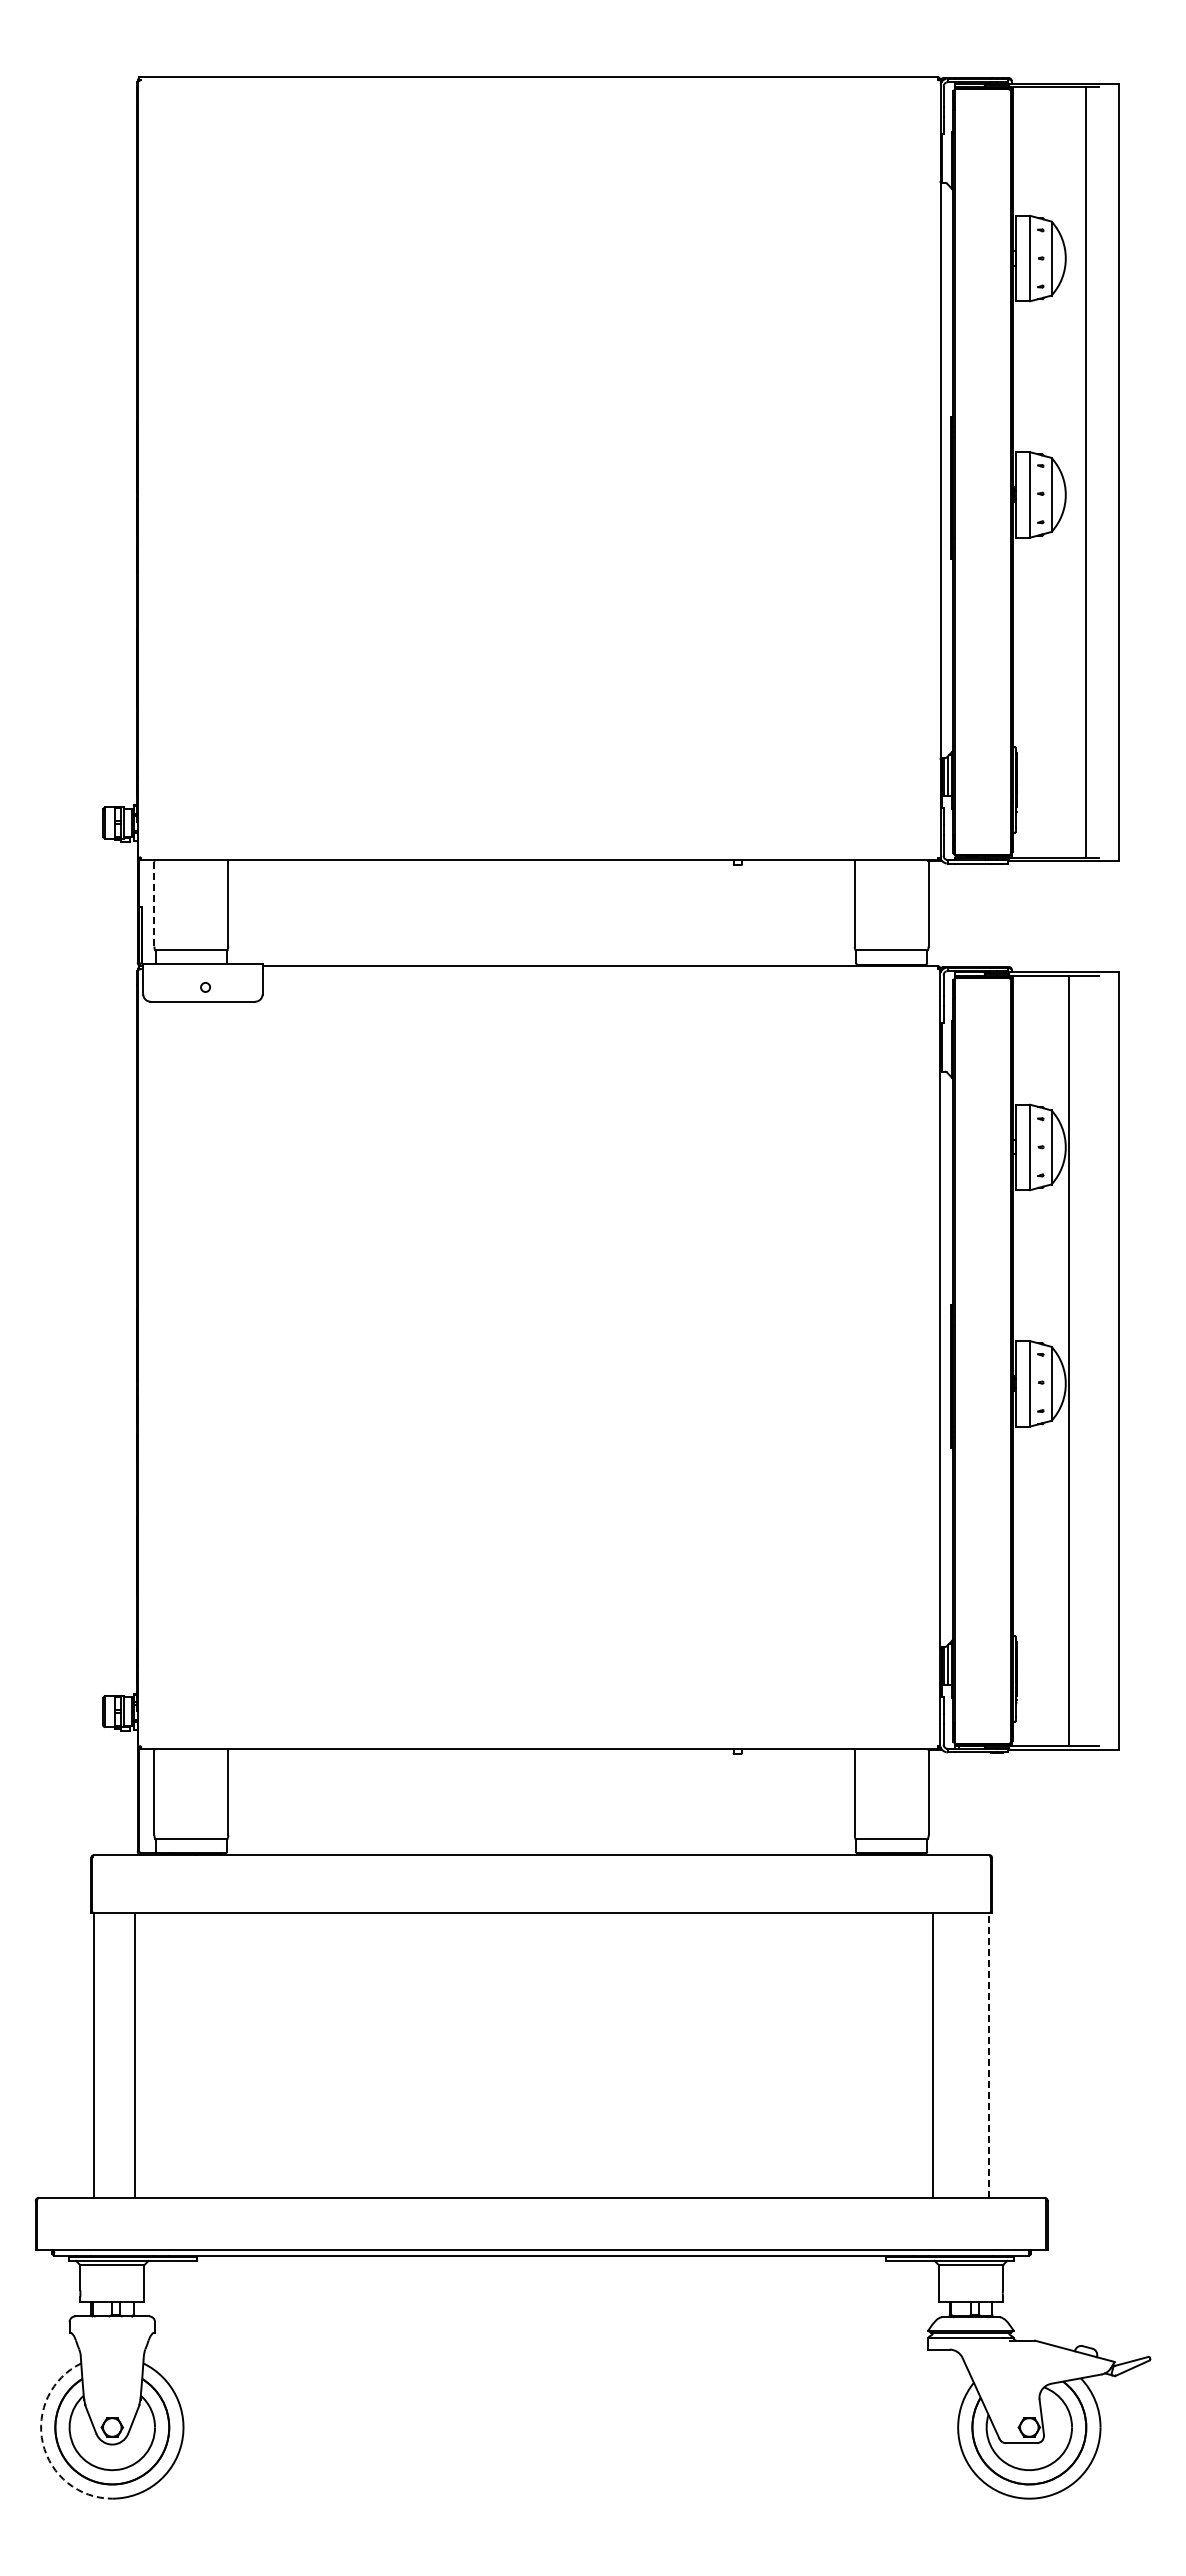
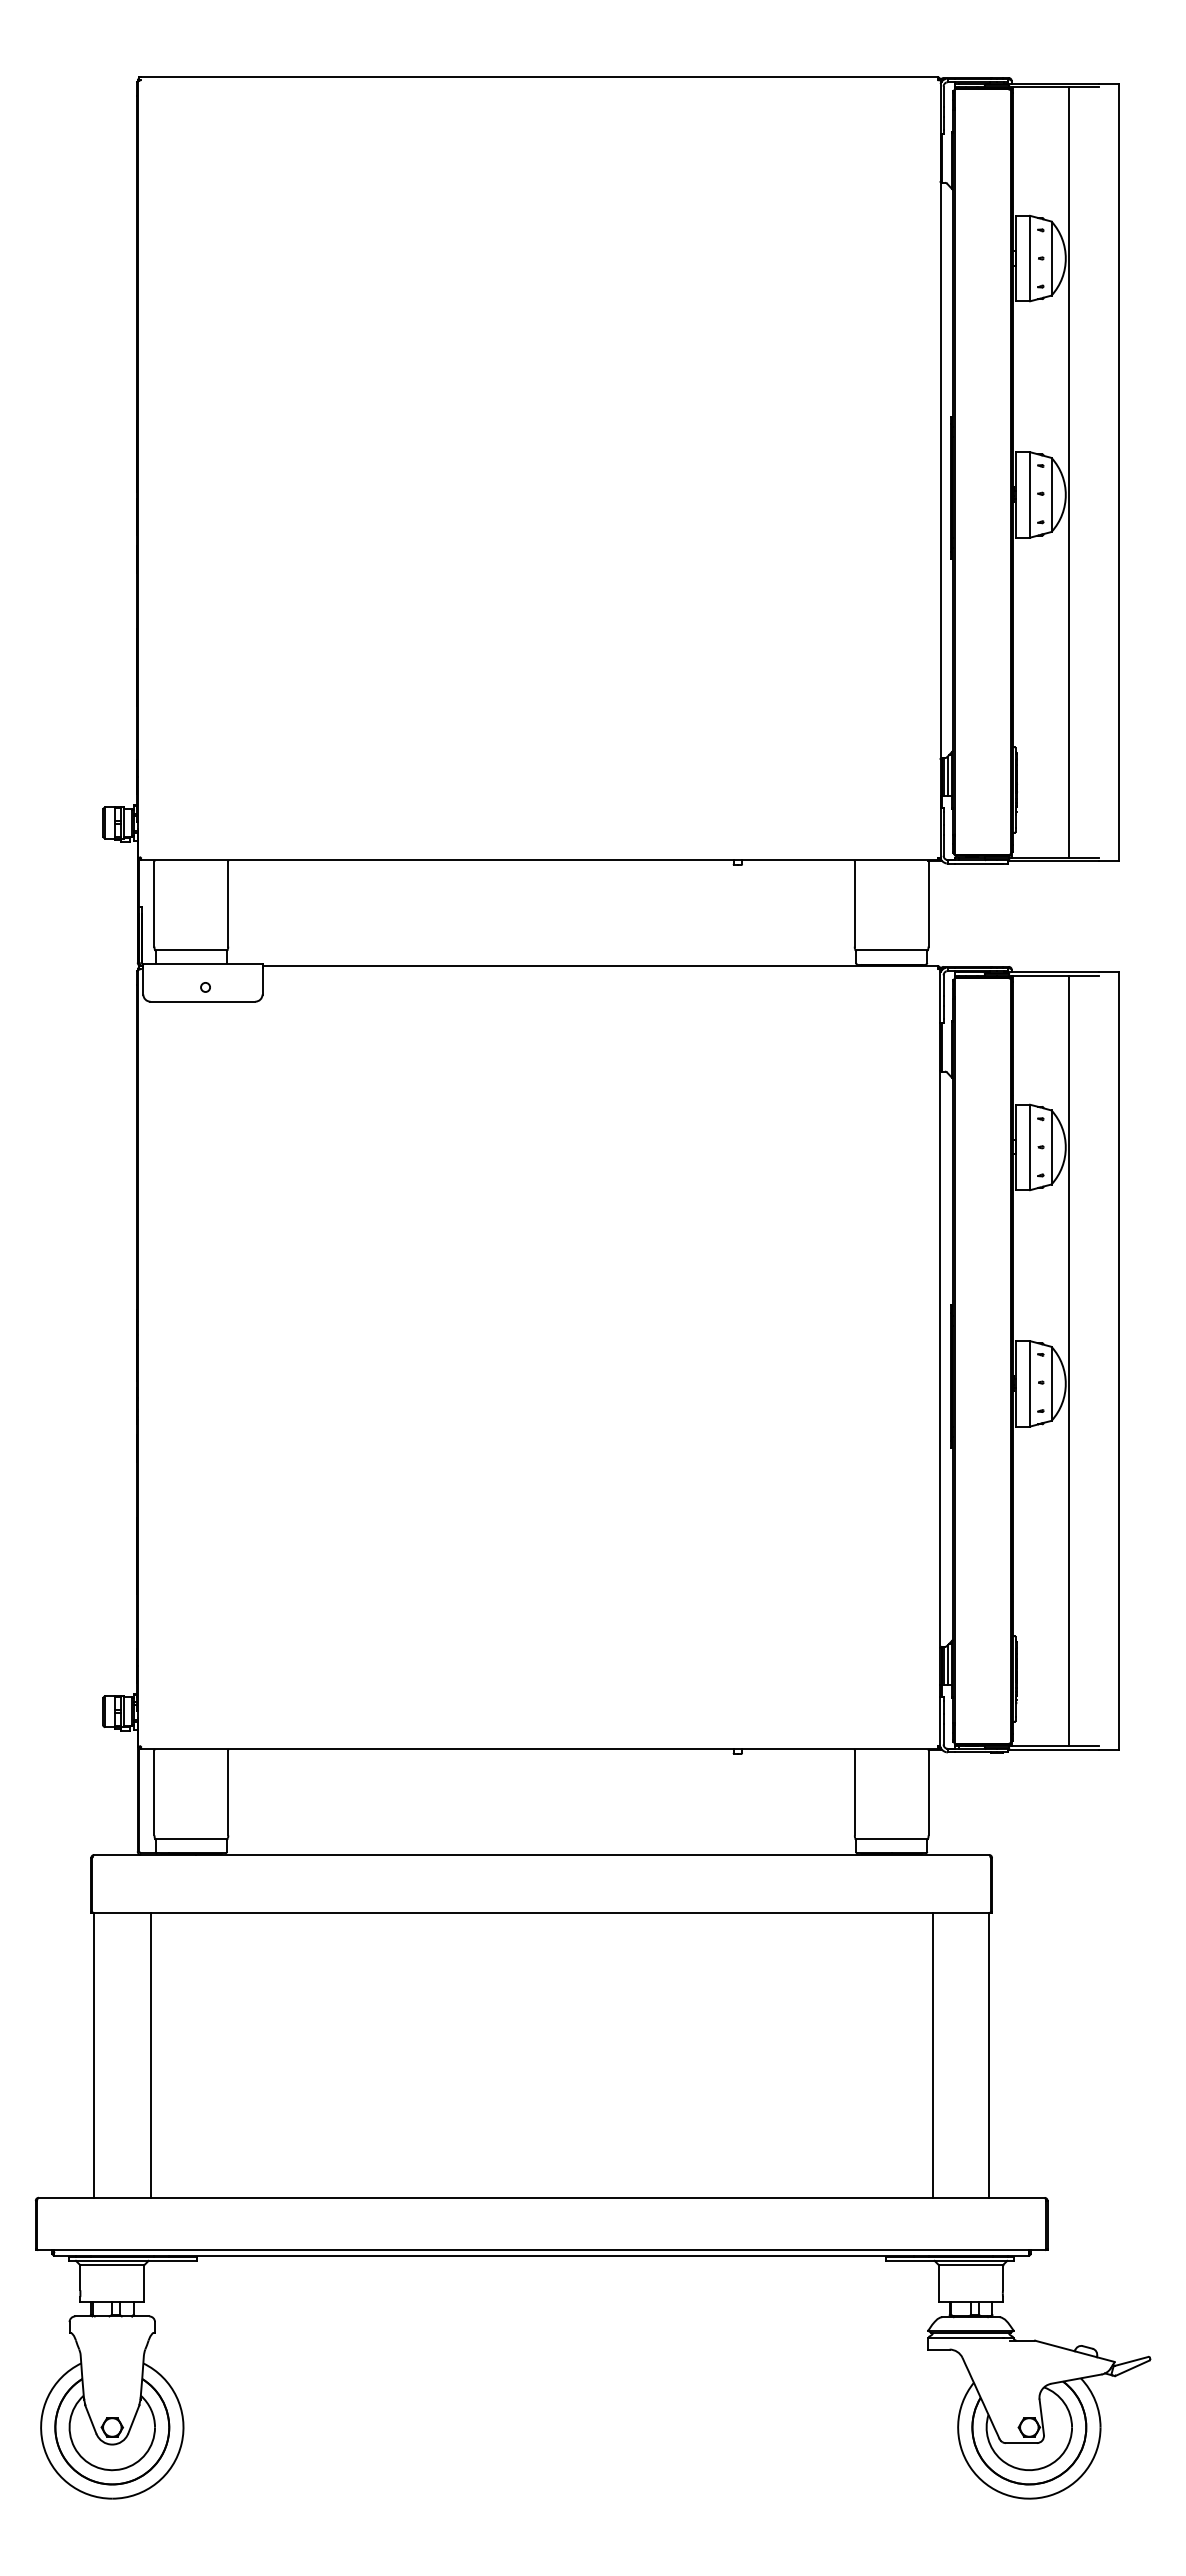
line position: (1085, 472) -> (1068, 472) (1068, 472)
line: dashed -> solid (154, 904)
line: dashed -> solid (989, 2054)
line position: (134, 2055) -> (150, 2055) (150, 2055)
arc: dashed -> solid (42, 2443)
